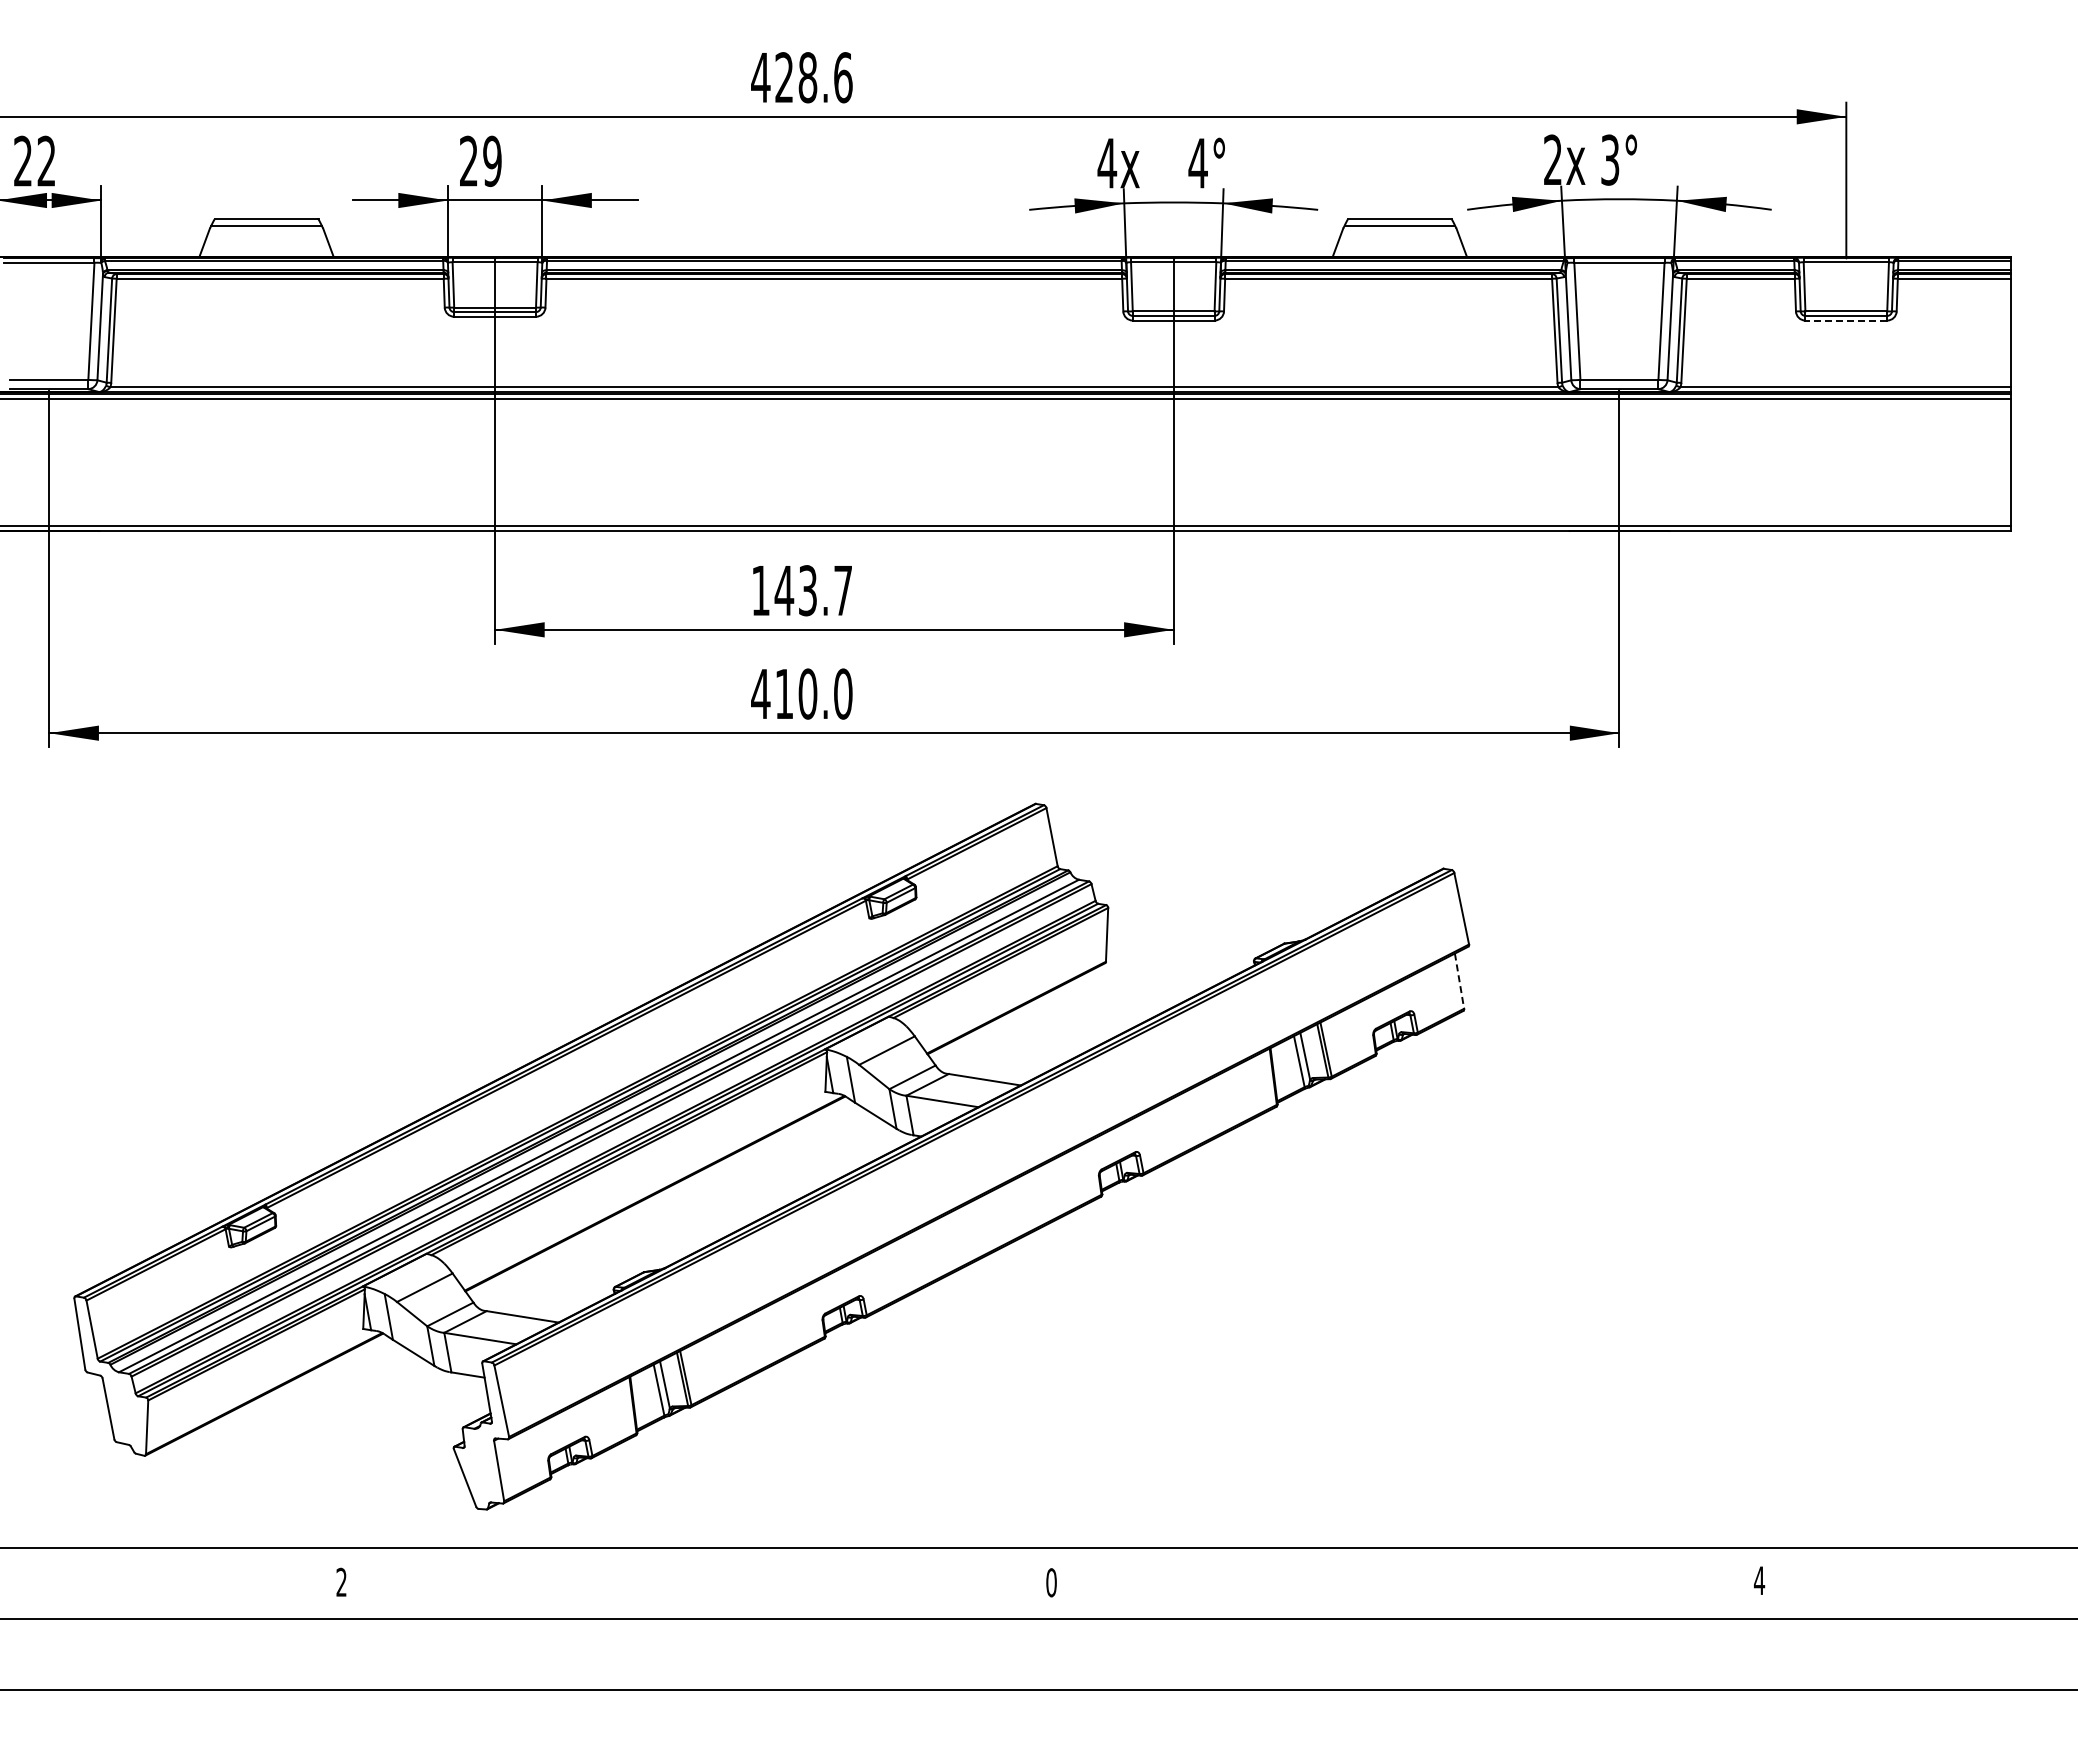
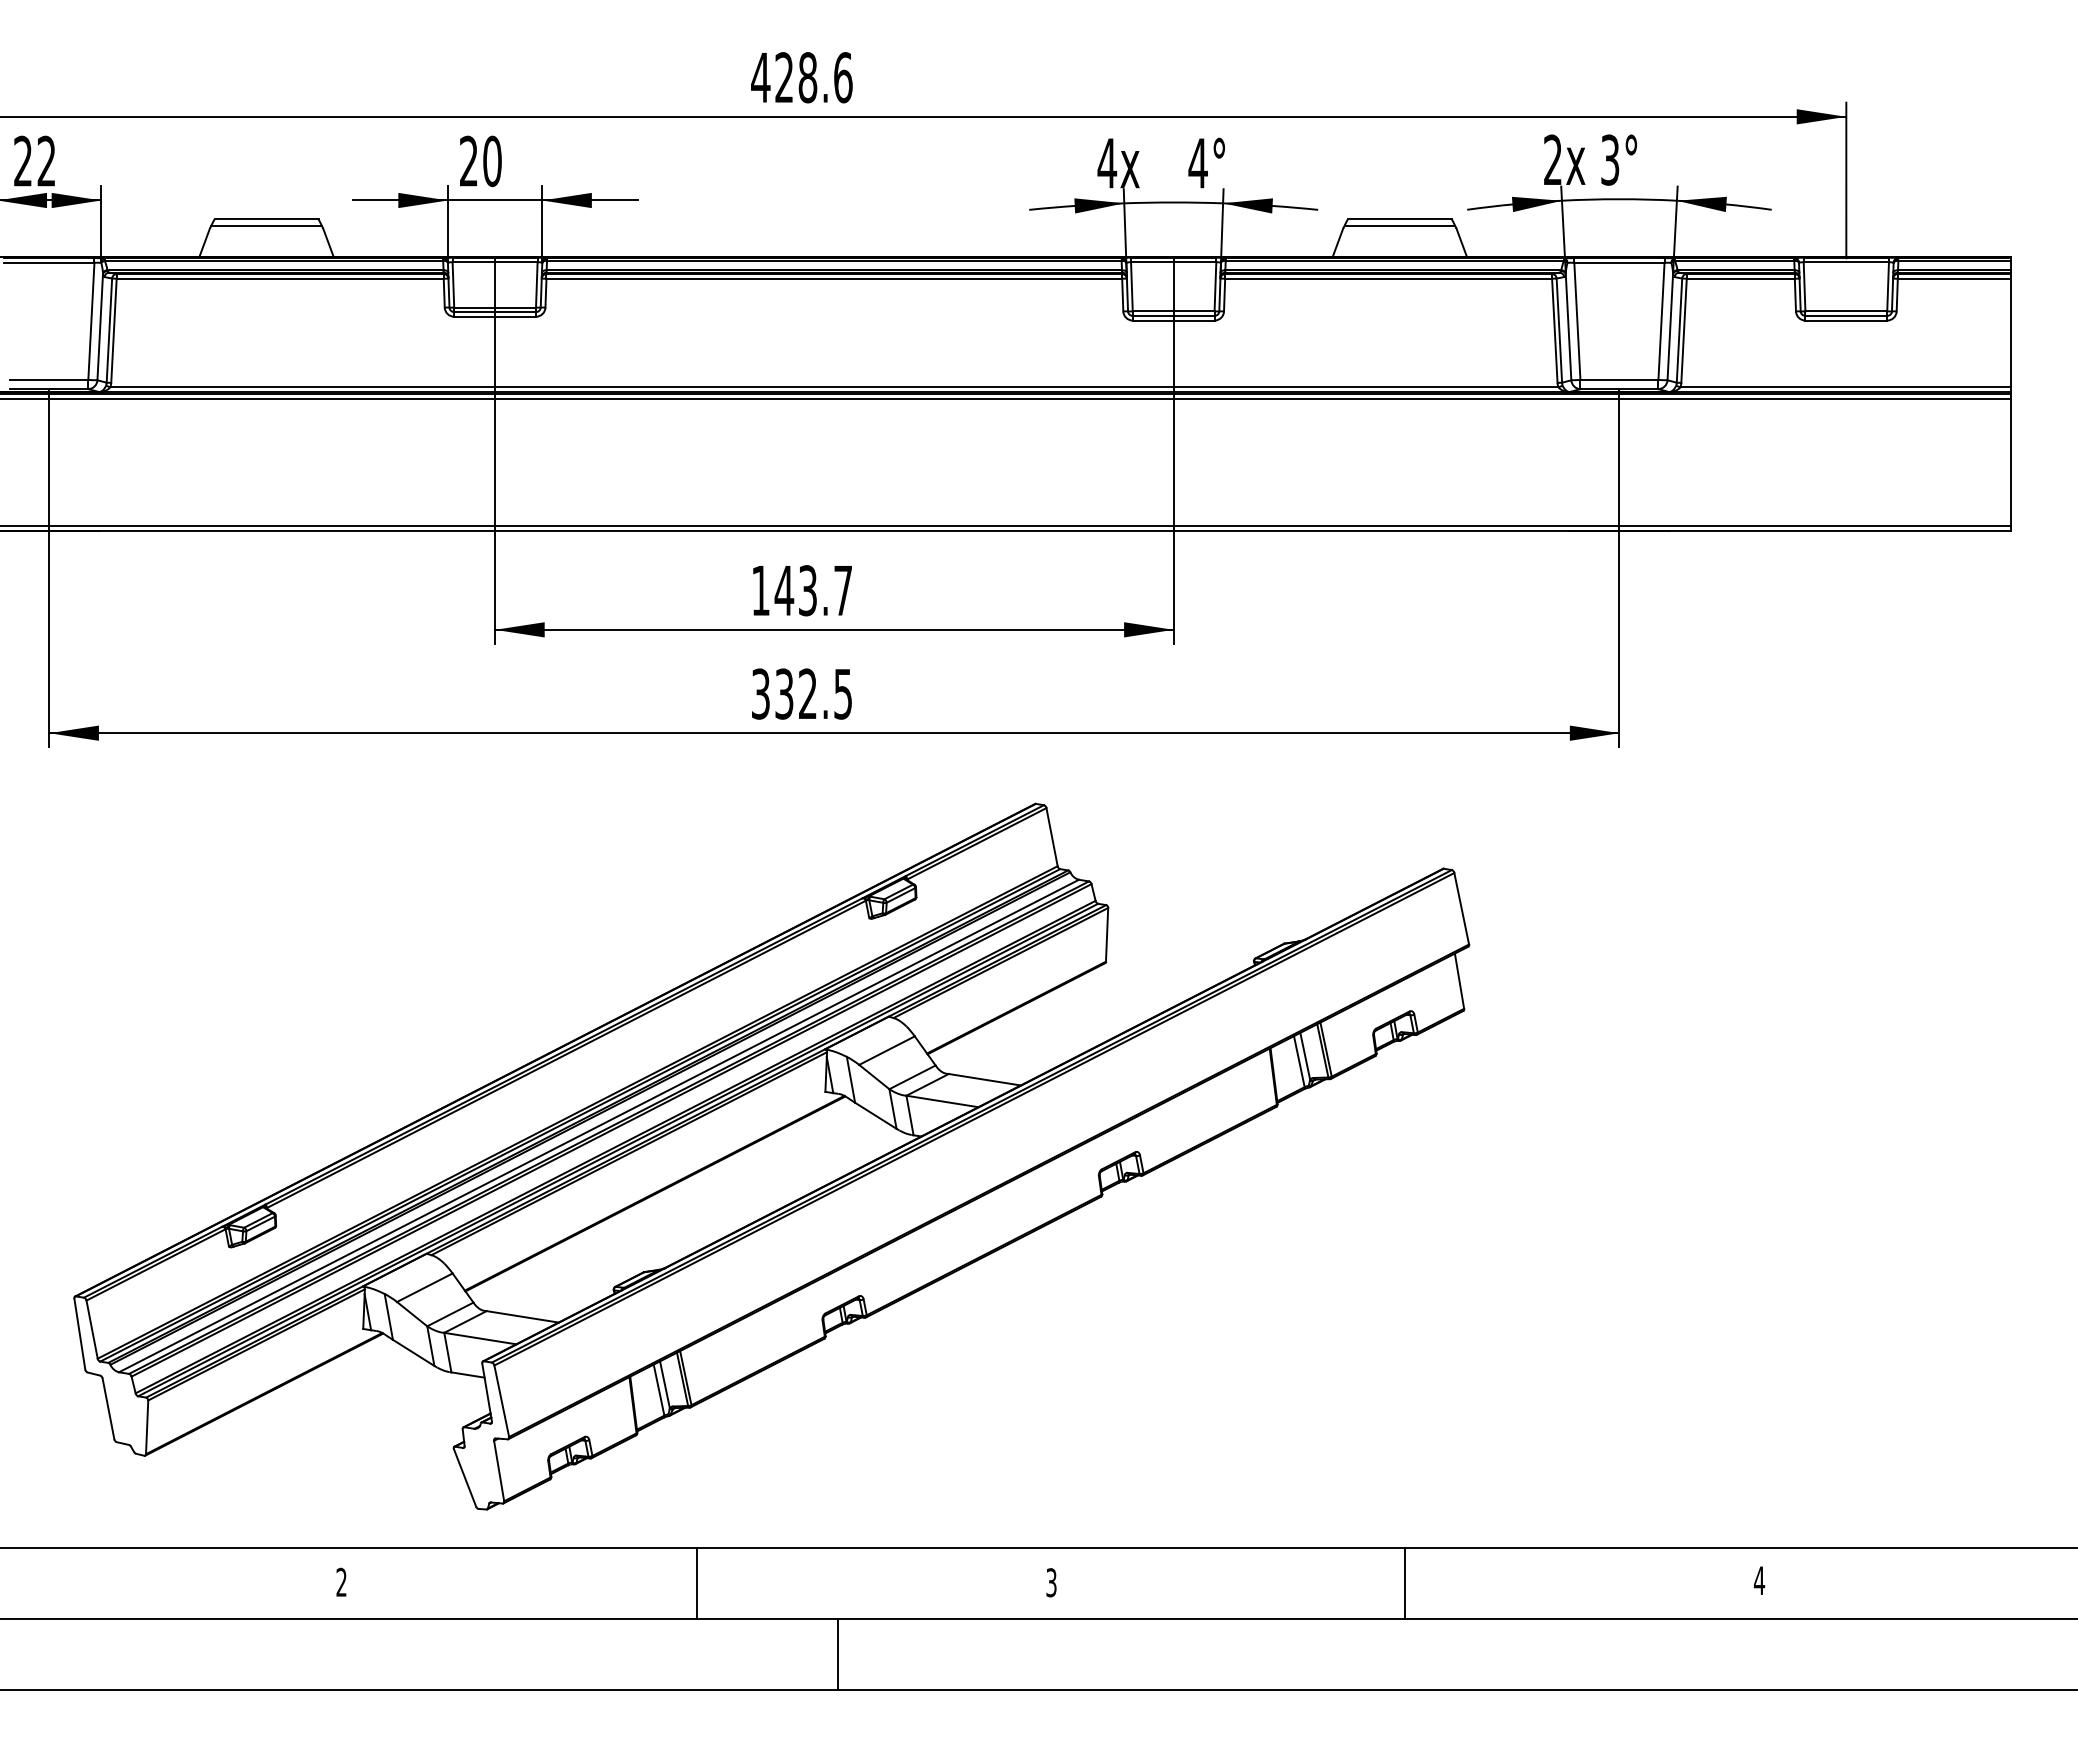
text: 29 -> 20 (492, 161)
line: dashed -> solid (1846, 320)
text: 410.0 -> 332.5 (801, 693)
line: dashed -> solid (1459, 981)
text: 0 -> 3 (1051, 1582)
line: none -> present (696, 1583)
line: none -> present (1405, 1583)
line: none -> present (838, 1654)
